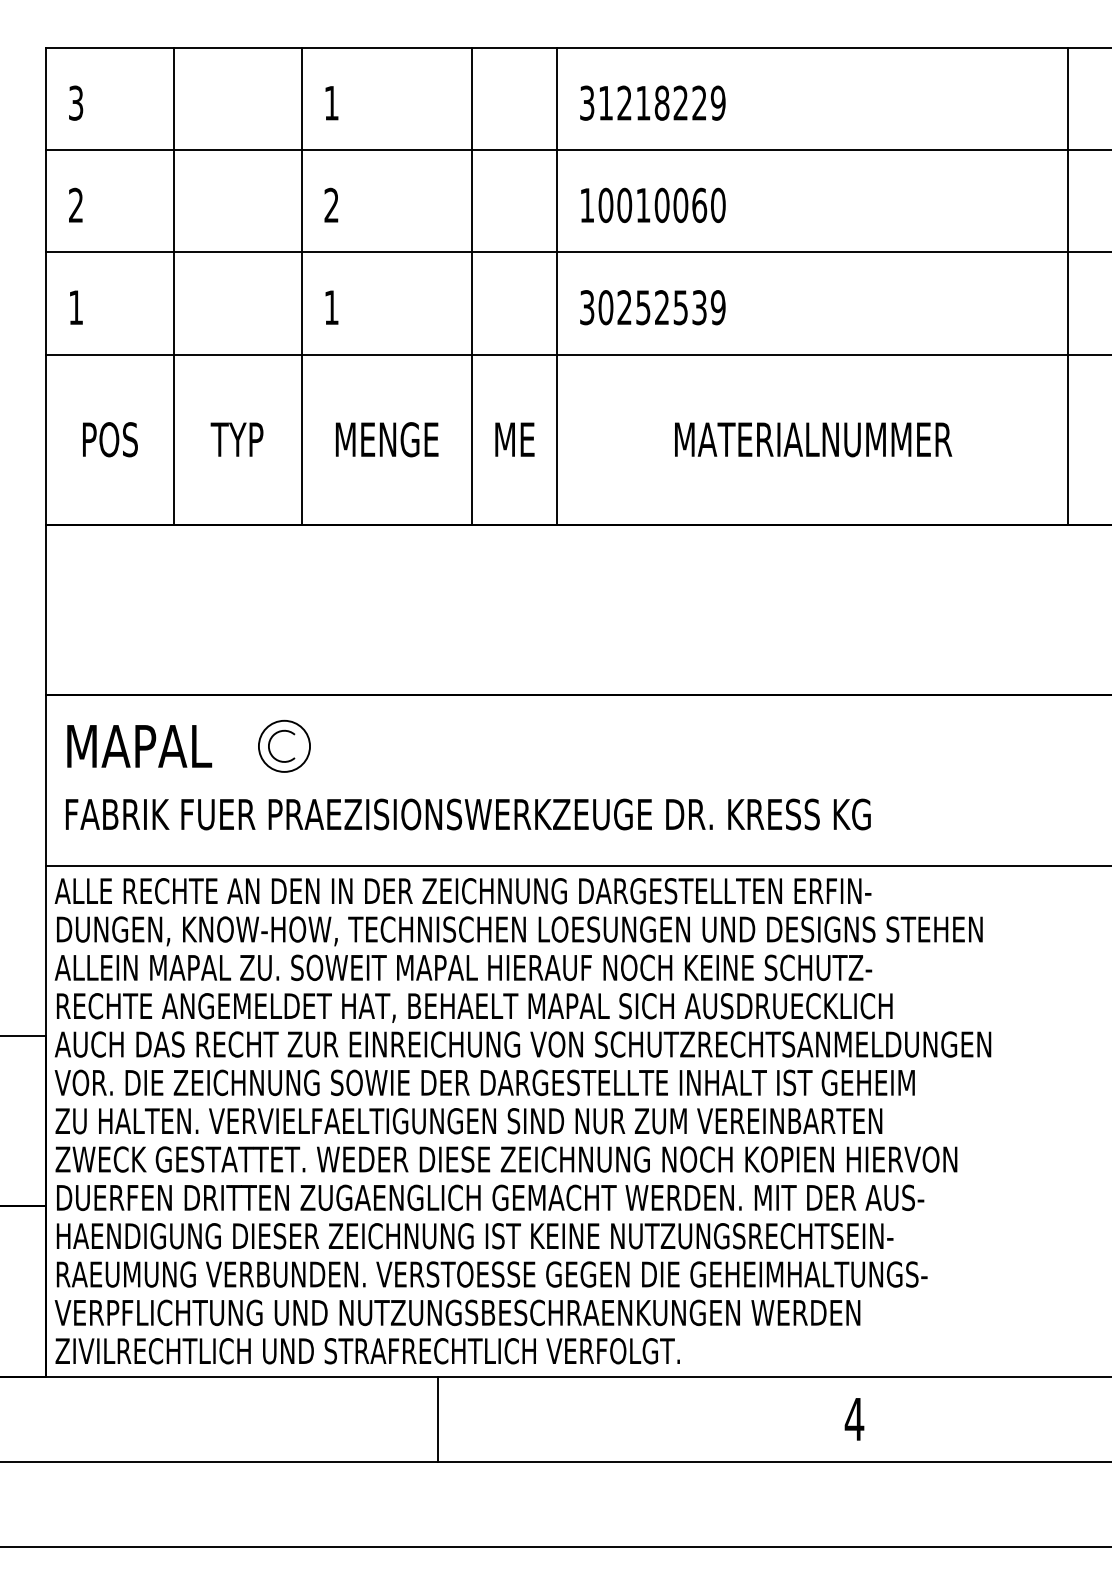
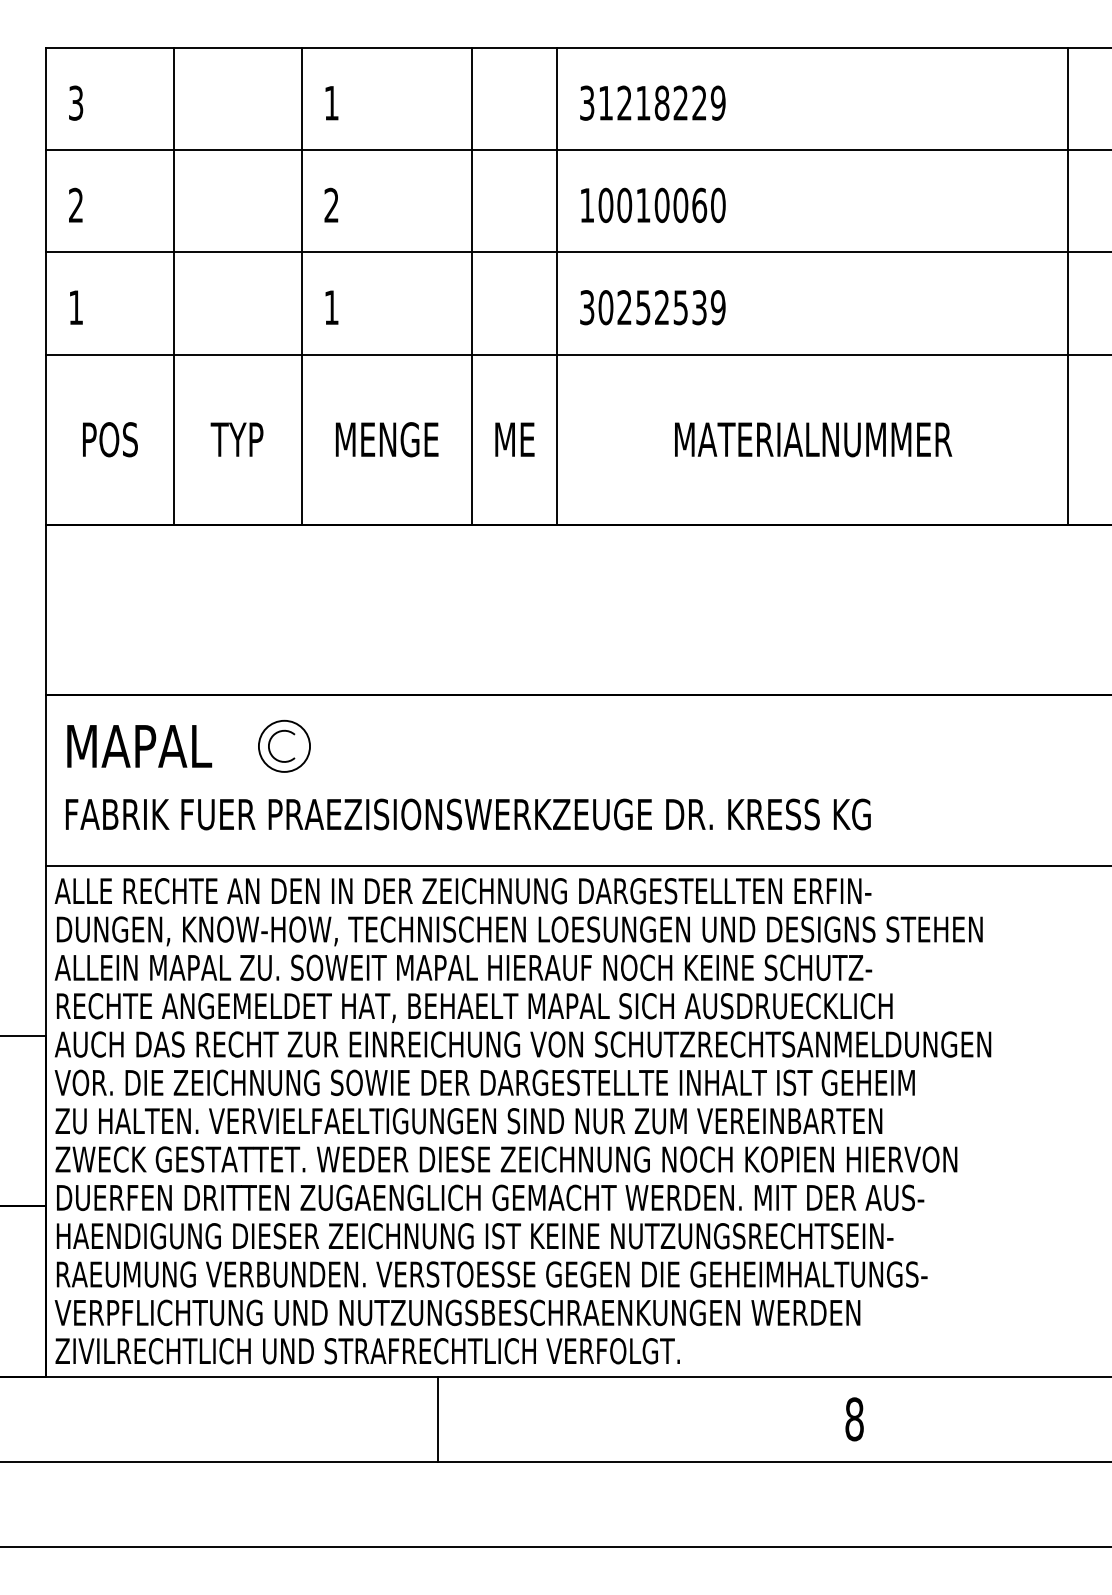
text: 4 -> 8 (854, 1419)
